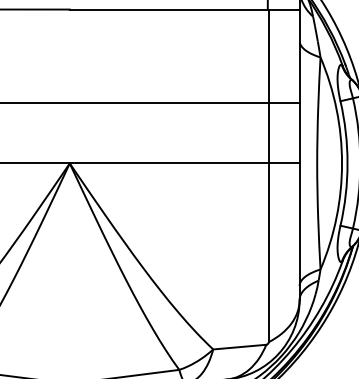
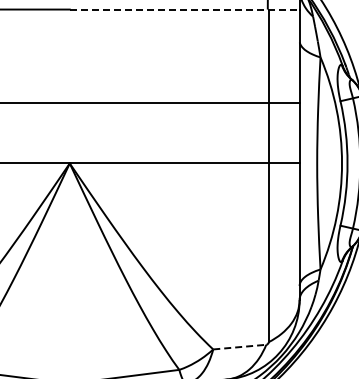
line: solid -> dashed (184, 9)
line: solid -> dashed (239, 347)
